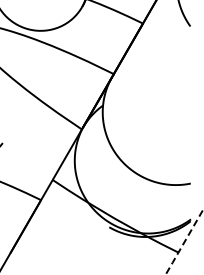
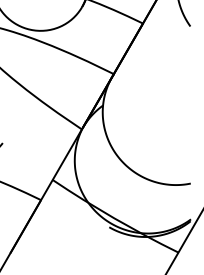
line: dashed -> solid (183, 243)
